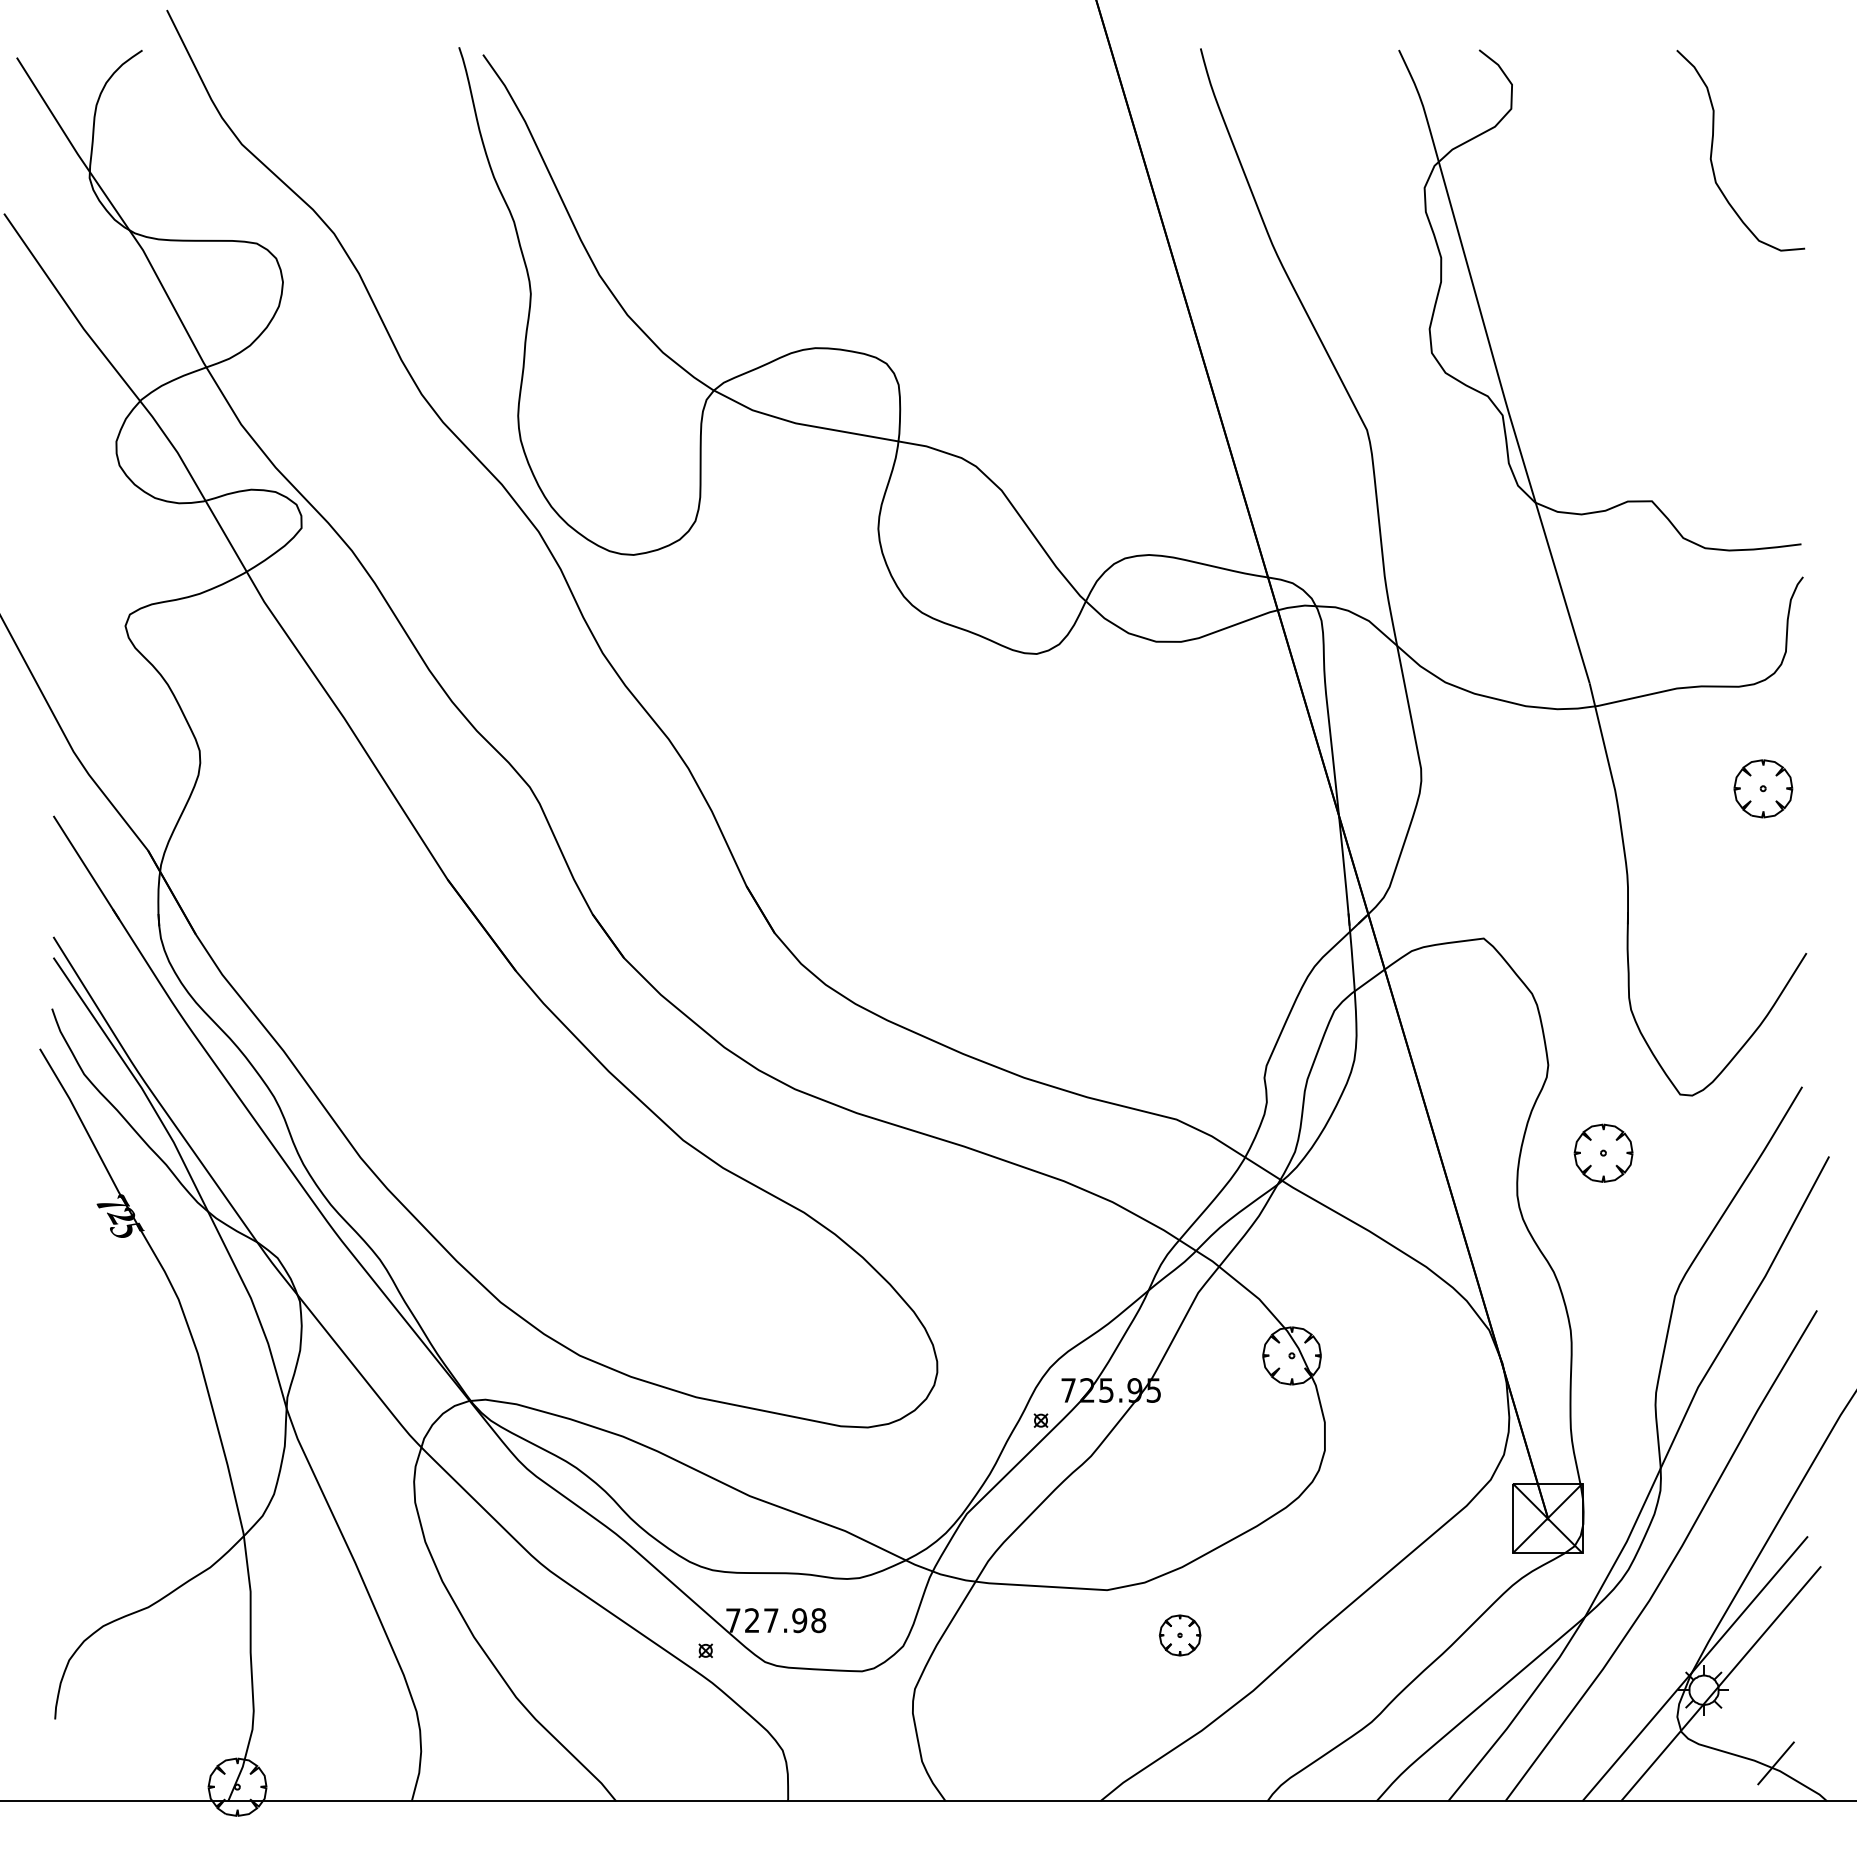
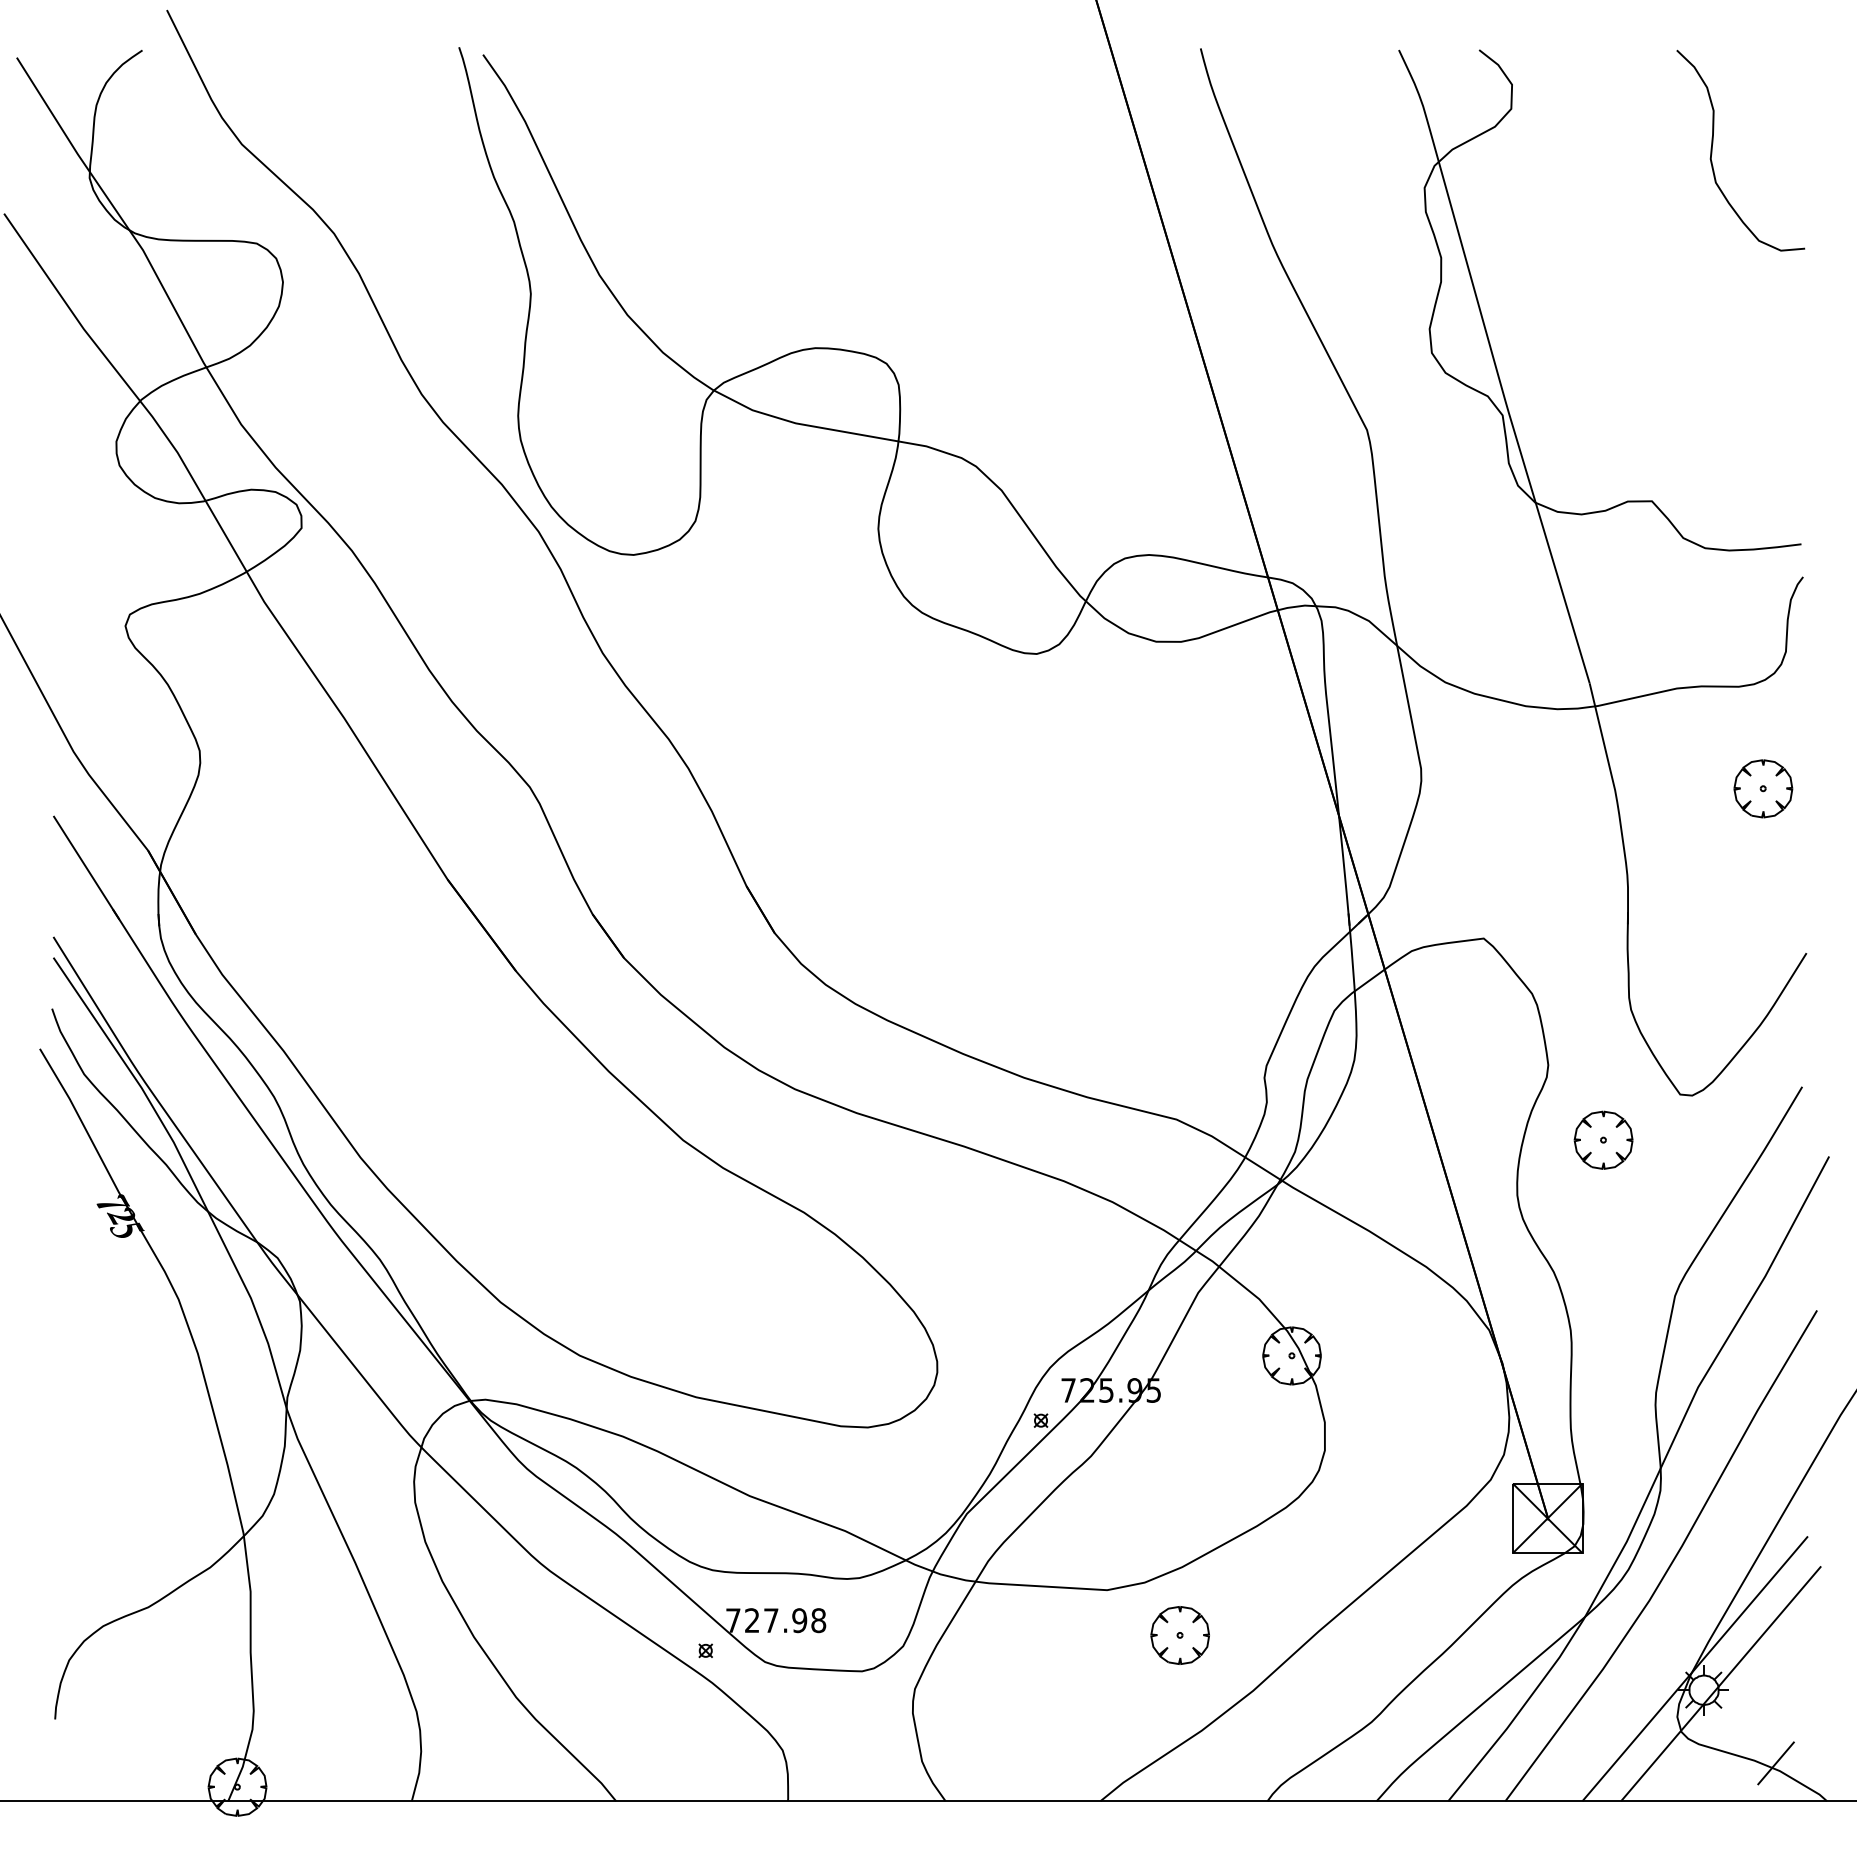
part position: (1603, 1152) -> (1603, 1139) (1603, 1139)
part size: 44x43 px -> 60x59 px (1179, 1635)
